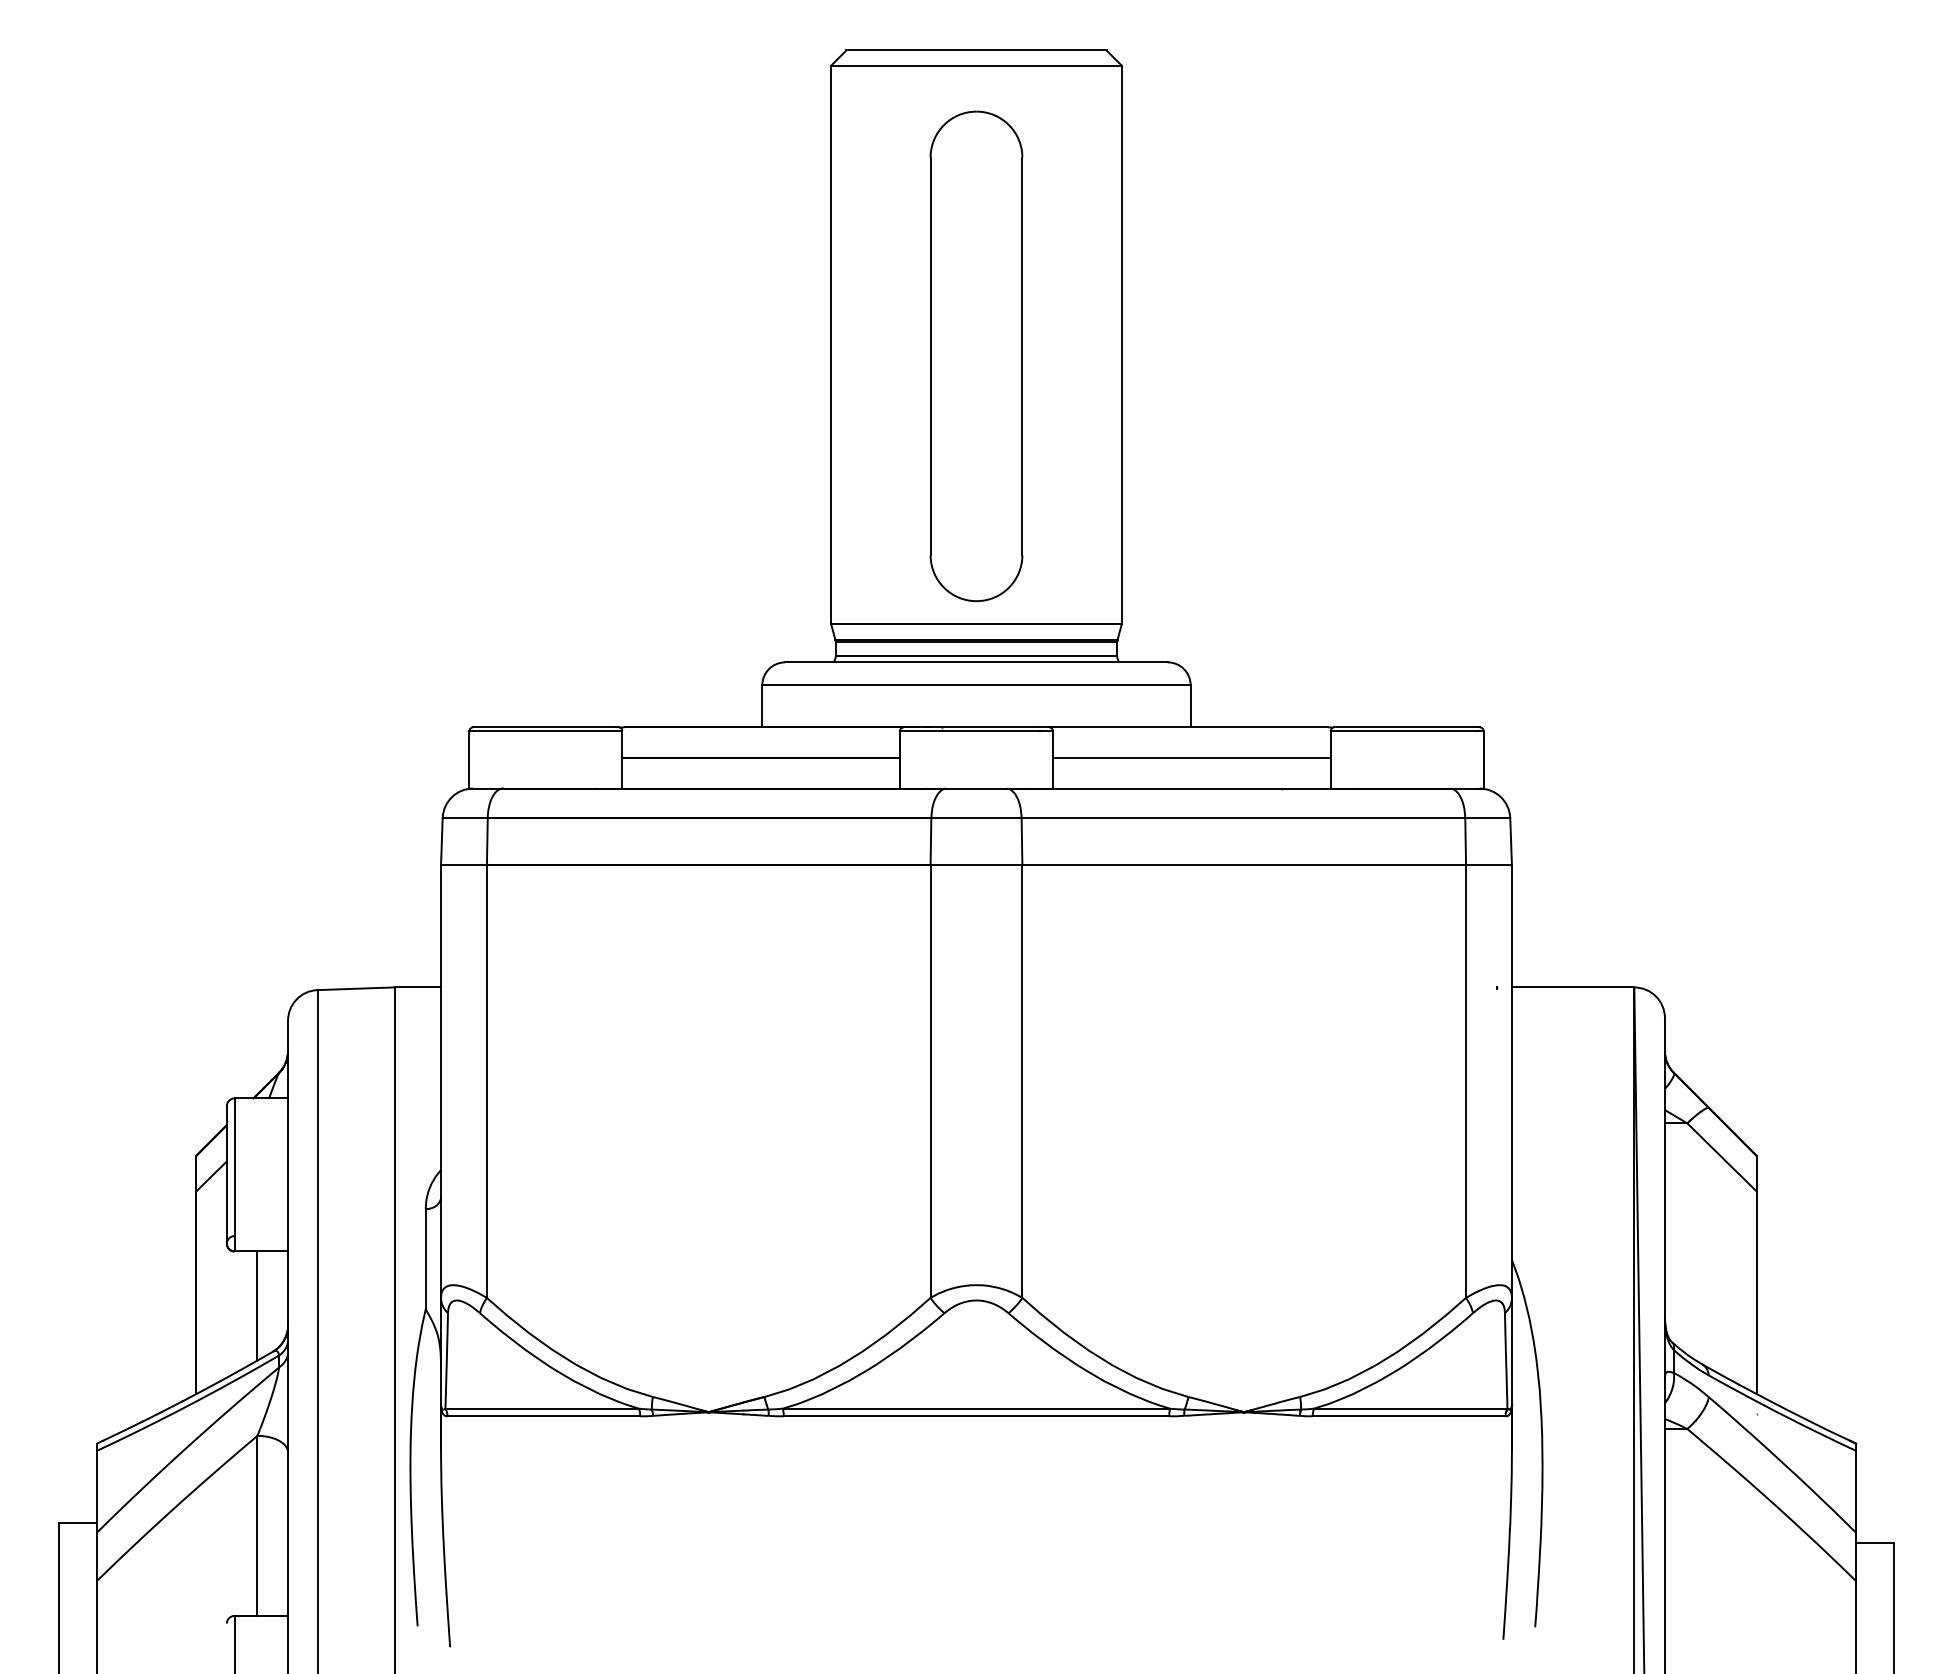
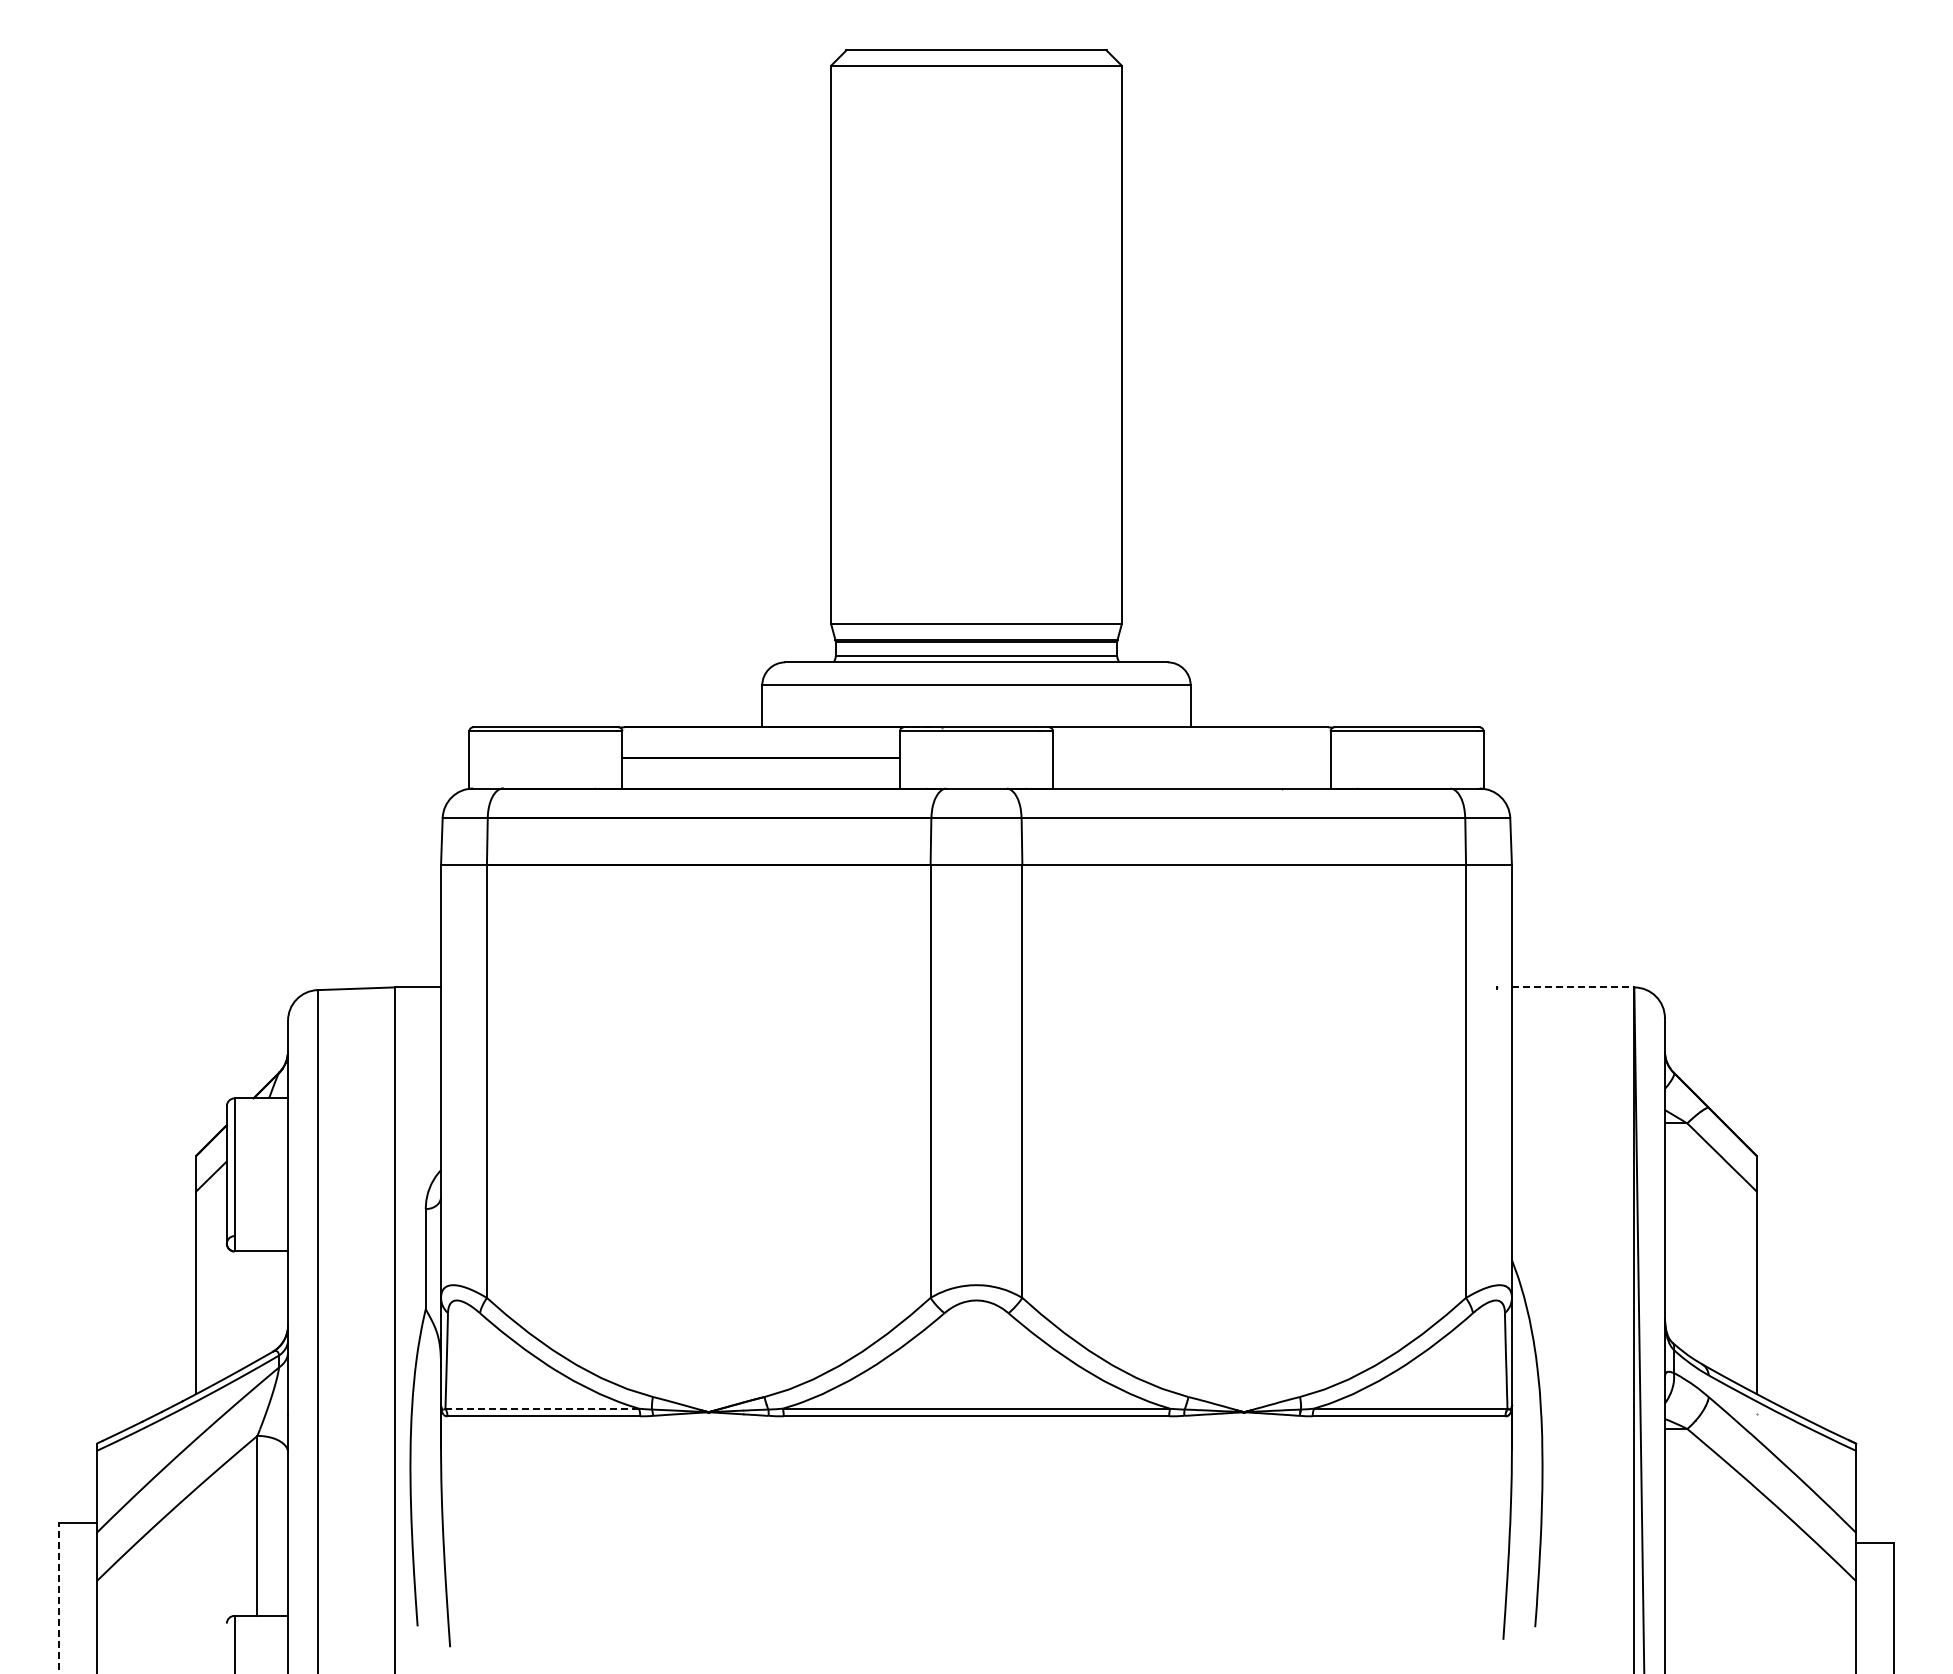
part: present -> none (976, 356)
line: present -> none (1191, 757)
line: solid -> dashed (1573, 987)
line: present -> none (257, 1305)
line: solid -> dashed (542, 1408)
line: solid -> dashed (58, 1597)
